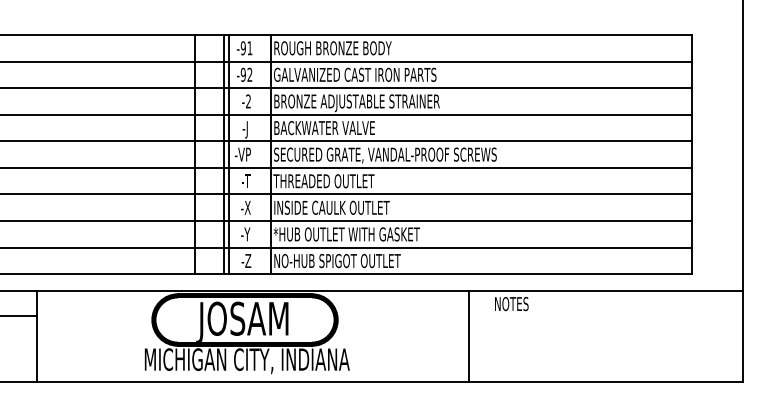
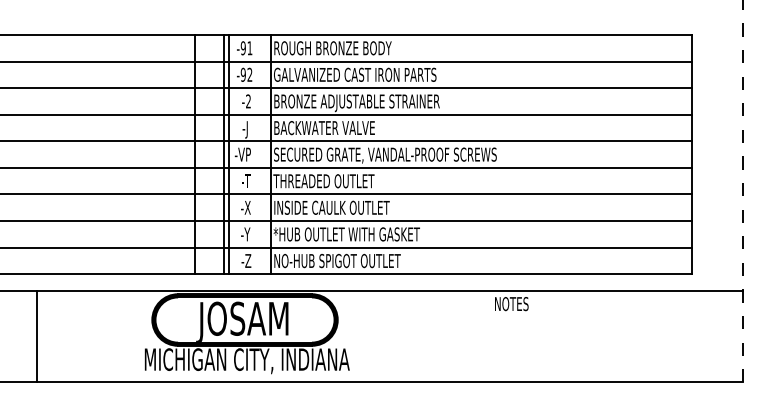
line: solid -> dashed (743, 191)
line: present -> none (19, 315)
line: present -> none (468, 336)
